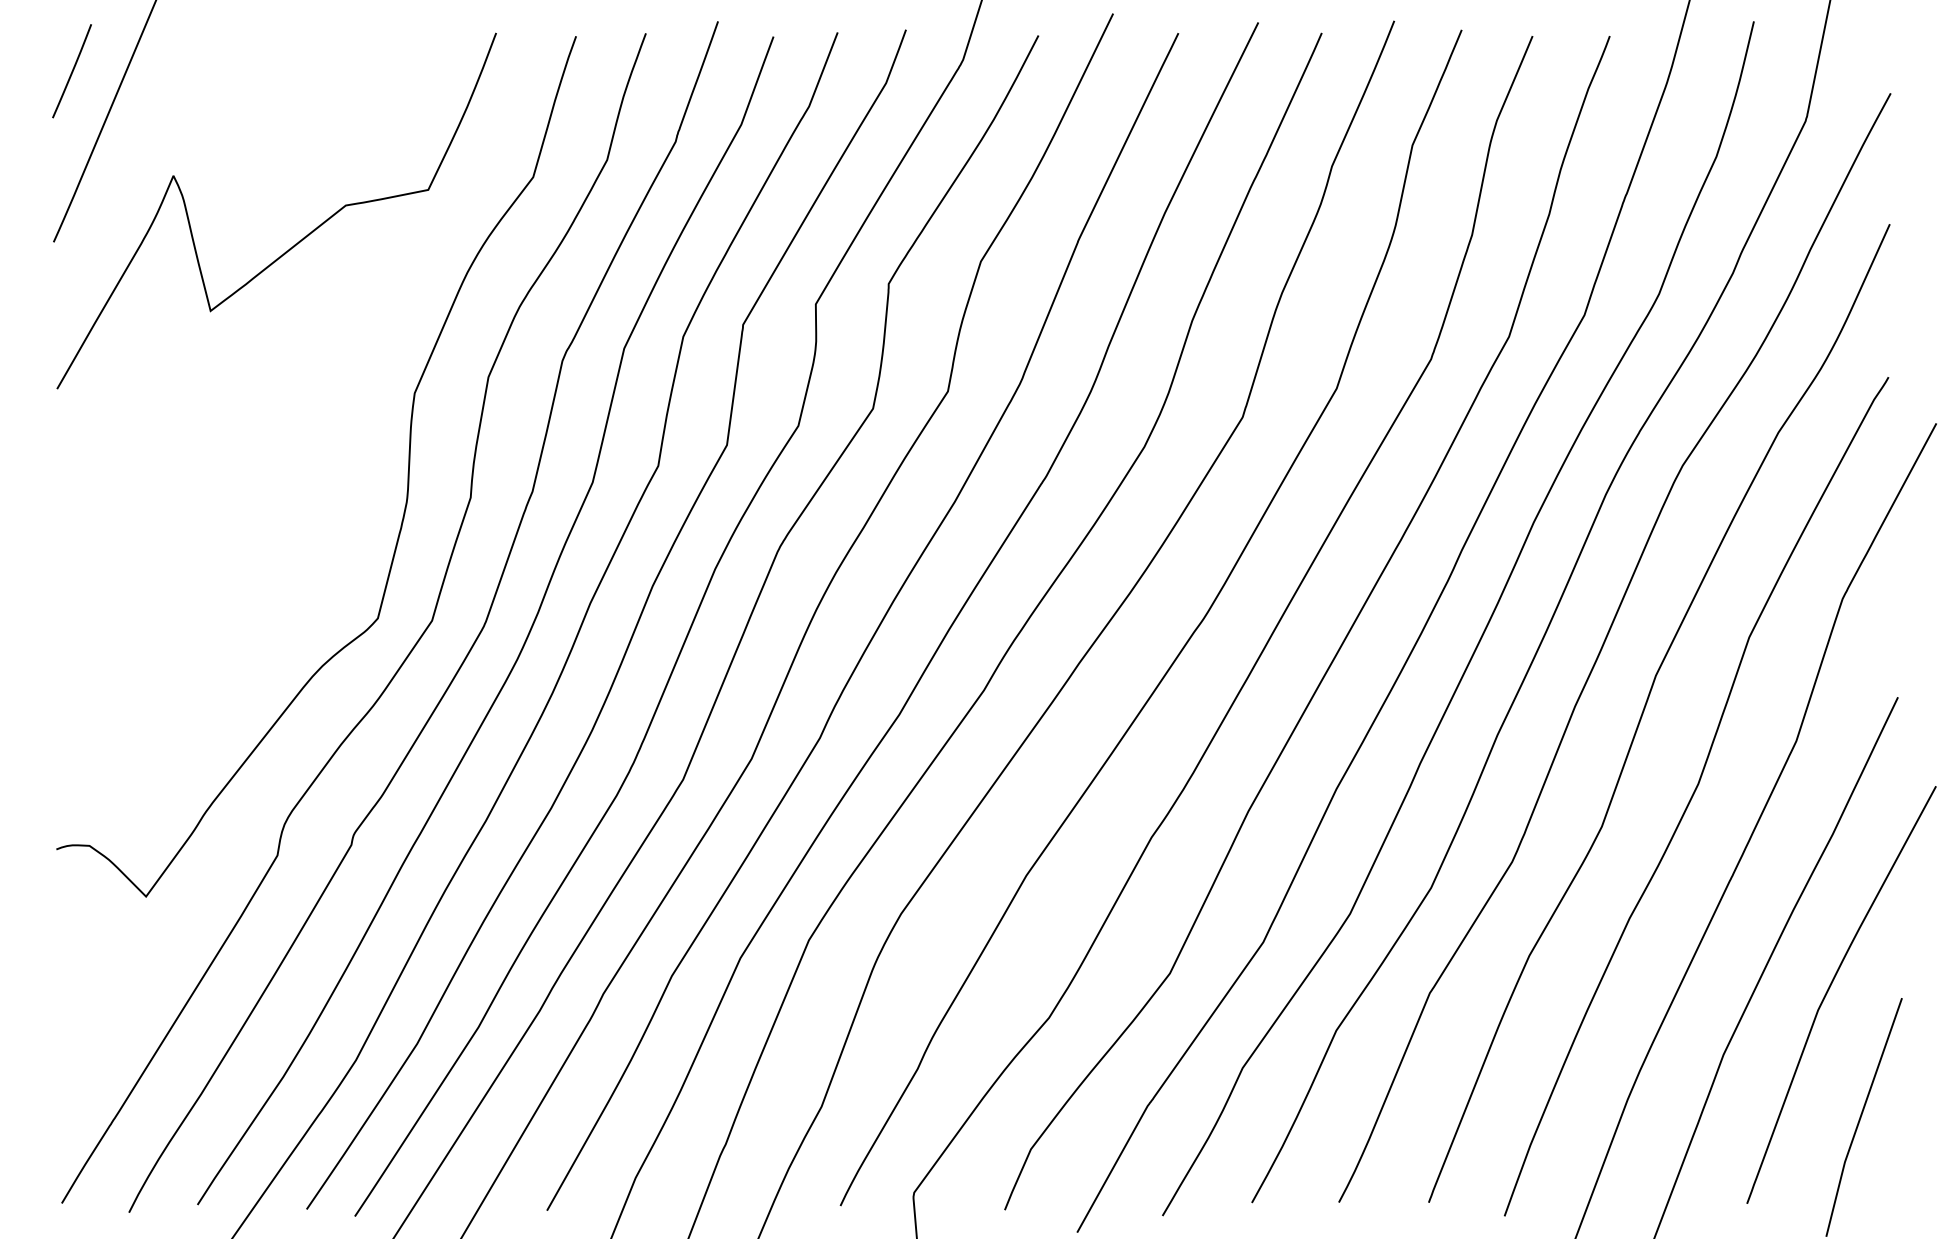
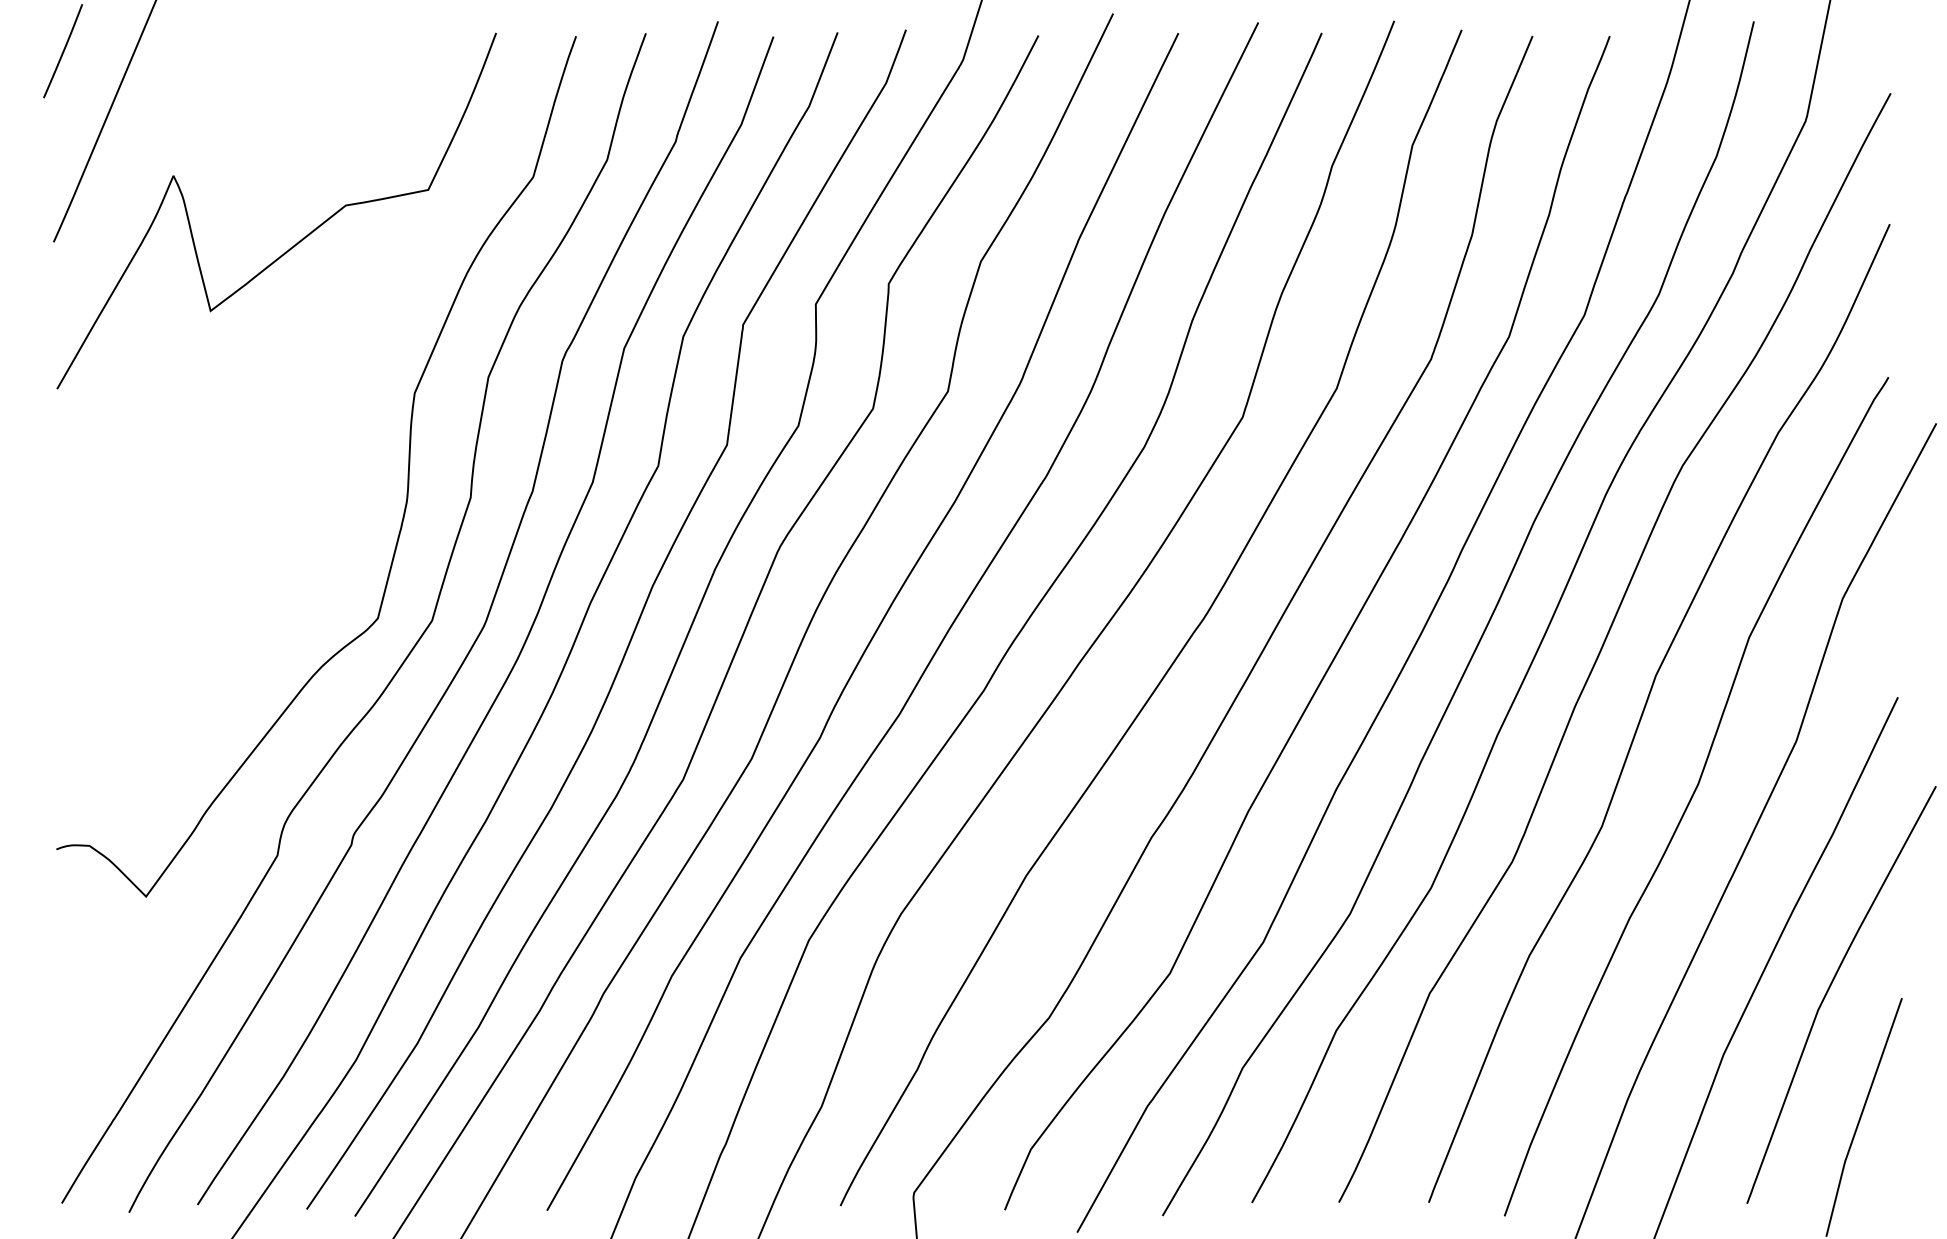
line position: (71, 71) -> (62, 51) (62, 51)
